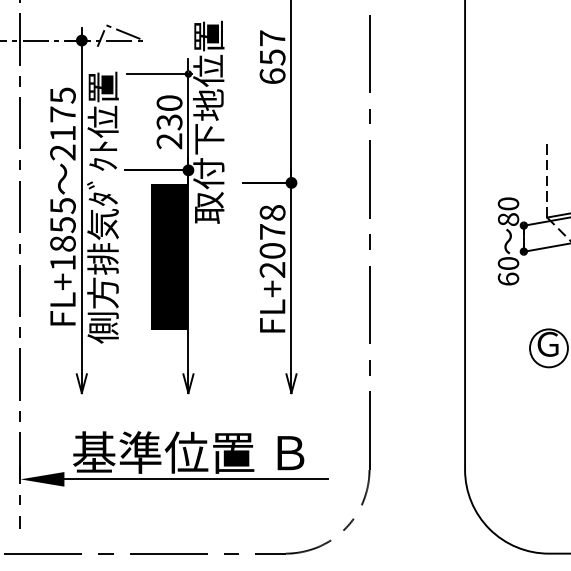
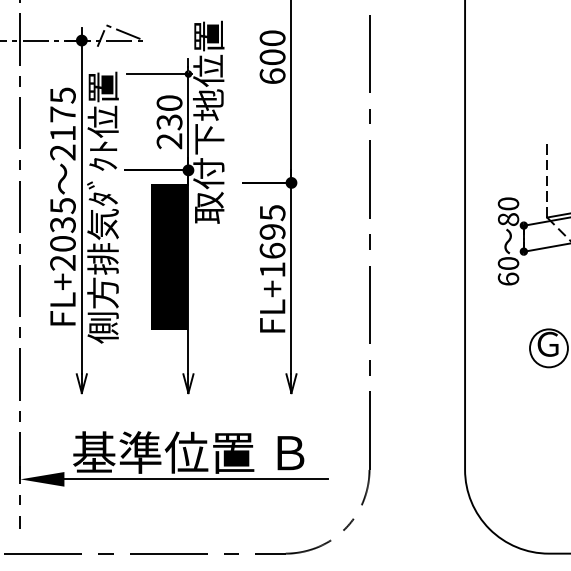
text: 657 -> 600 (272, 47)
text: FL+2078 -> FL+1695 (272, 241)
text: FL+1855 -> FL+2035 (62, 243)
